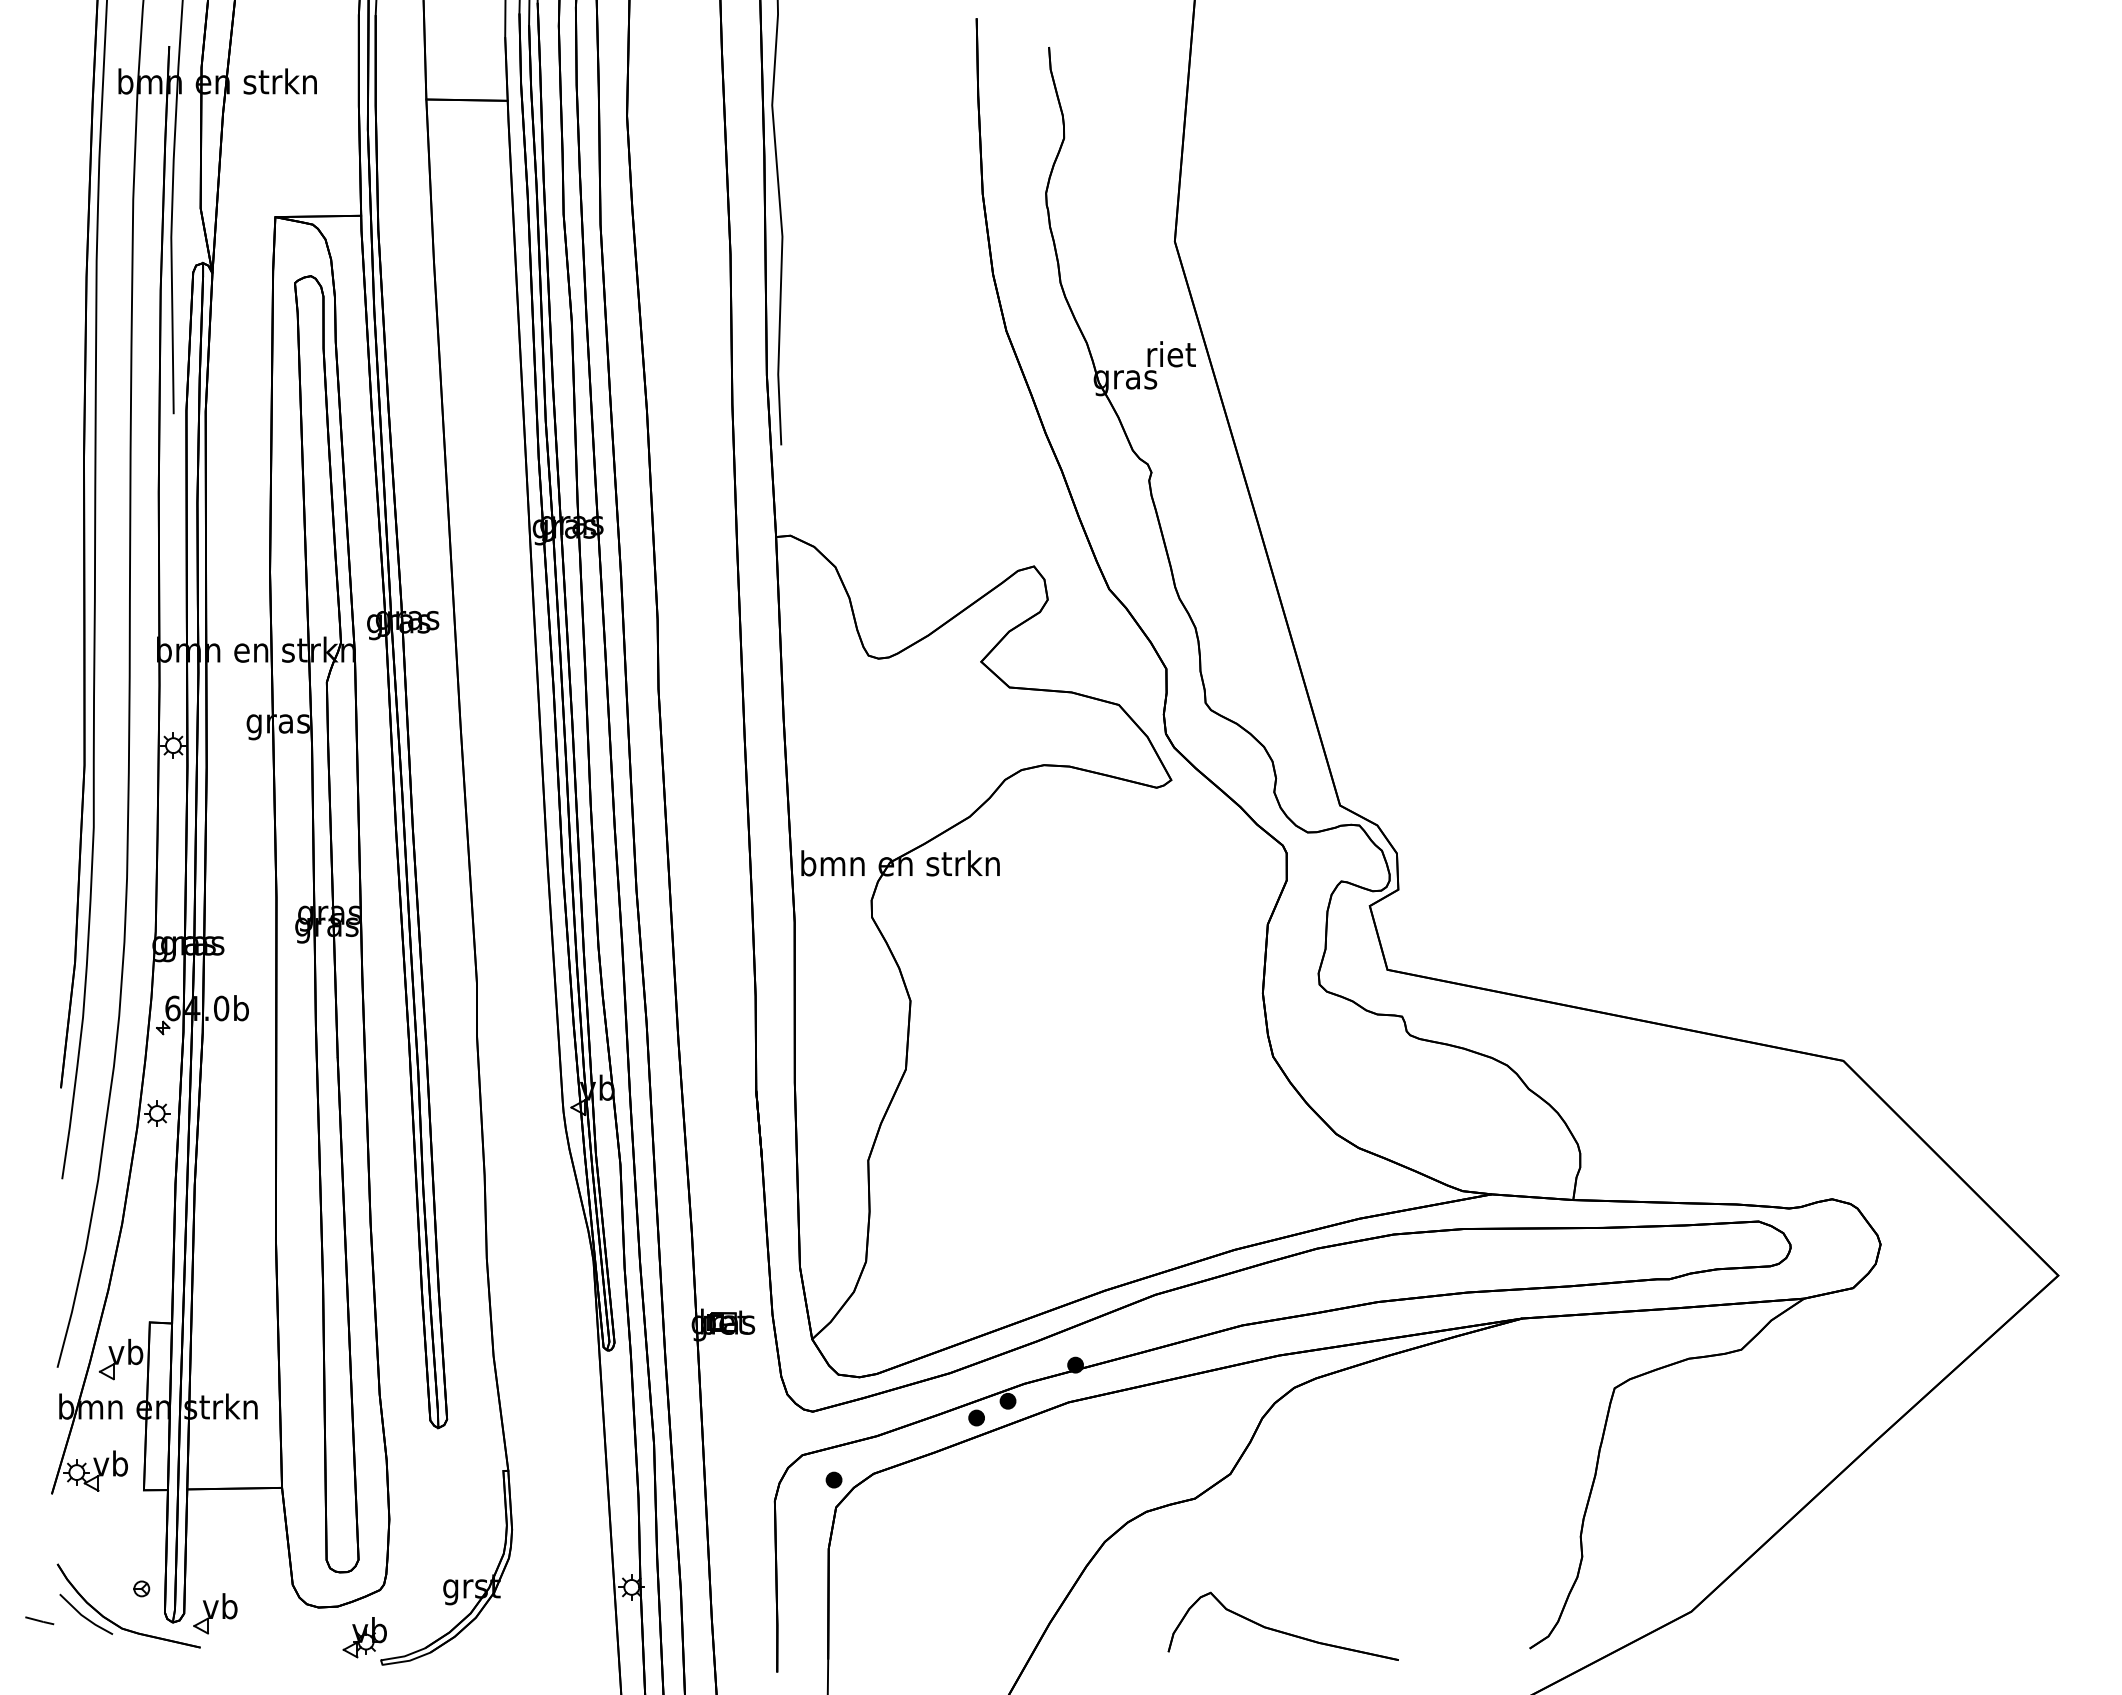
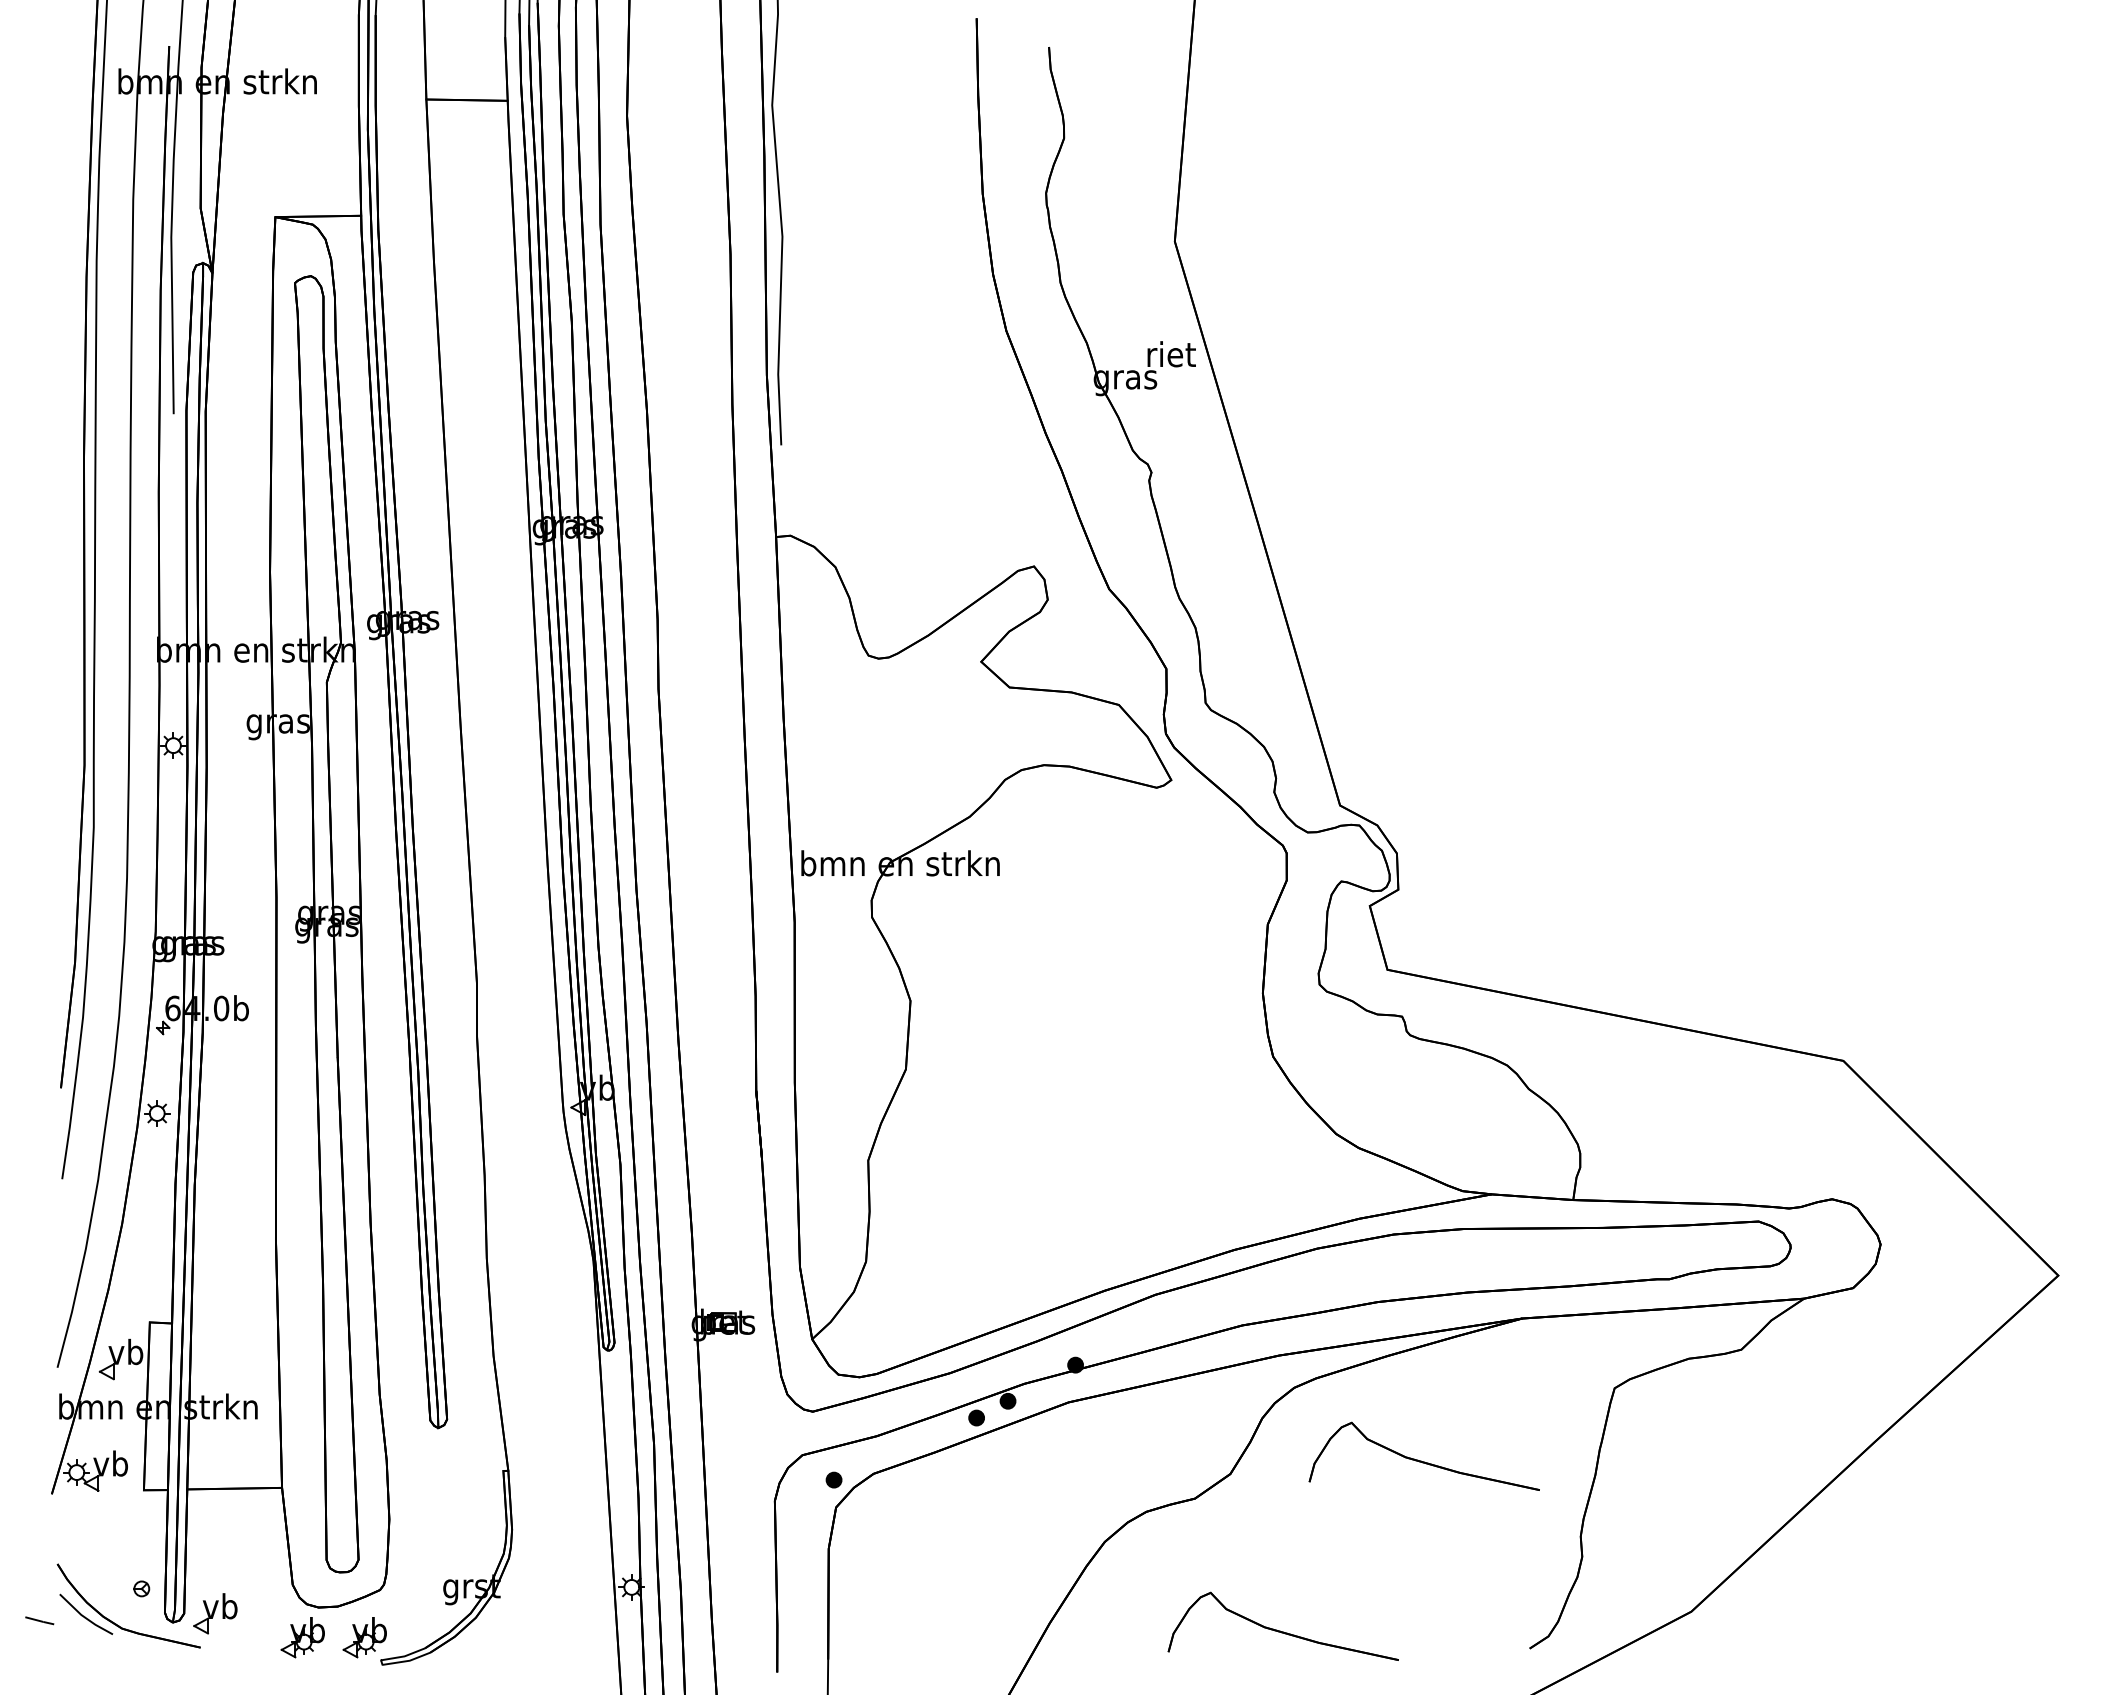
part: none -> present (1423, 1455)
part: none -> present (302, 1637)
